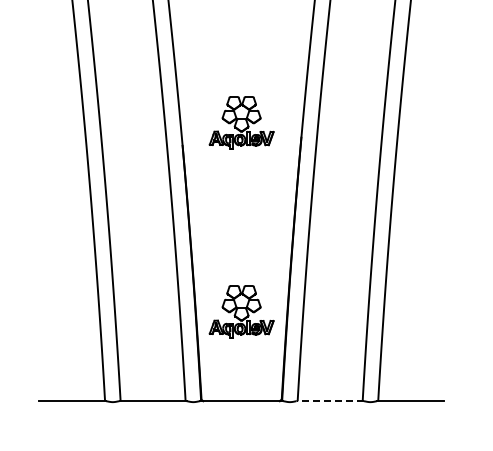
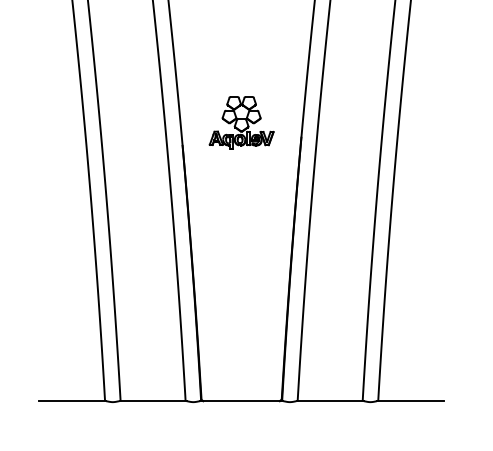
part: present -> none (241, 311)
line: dashed -> solid (330, 401)
